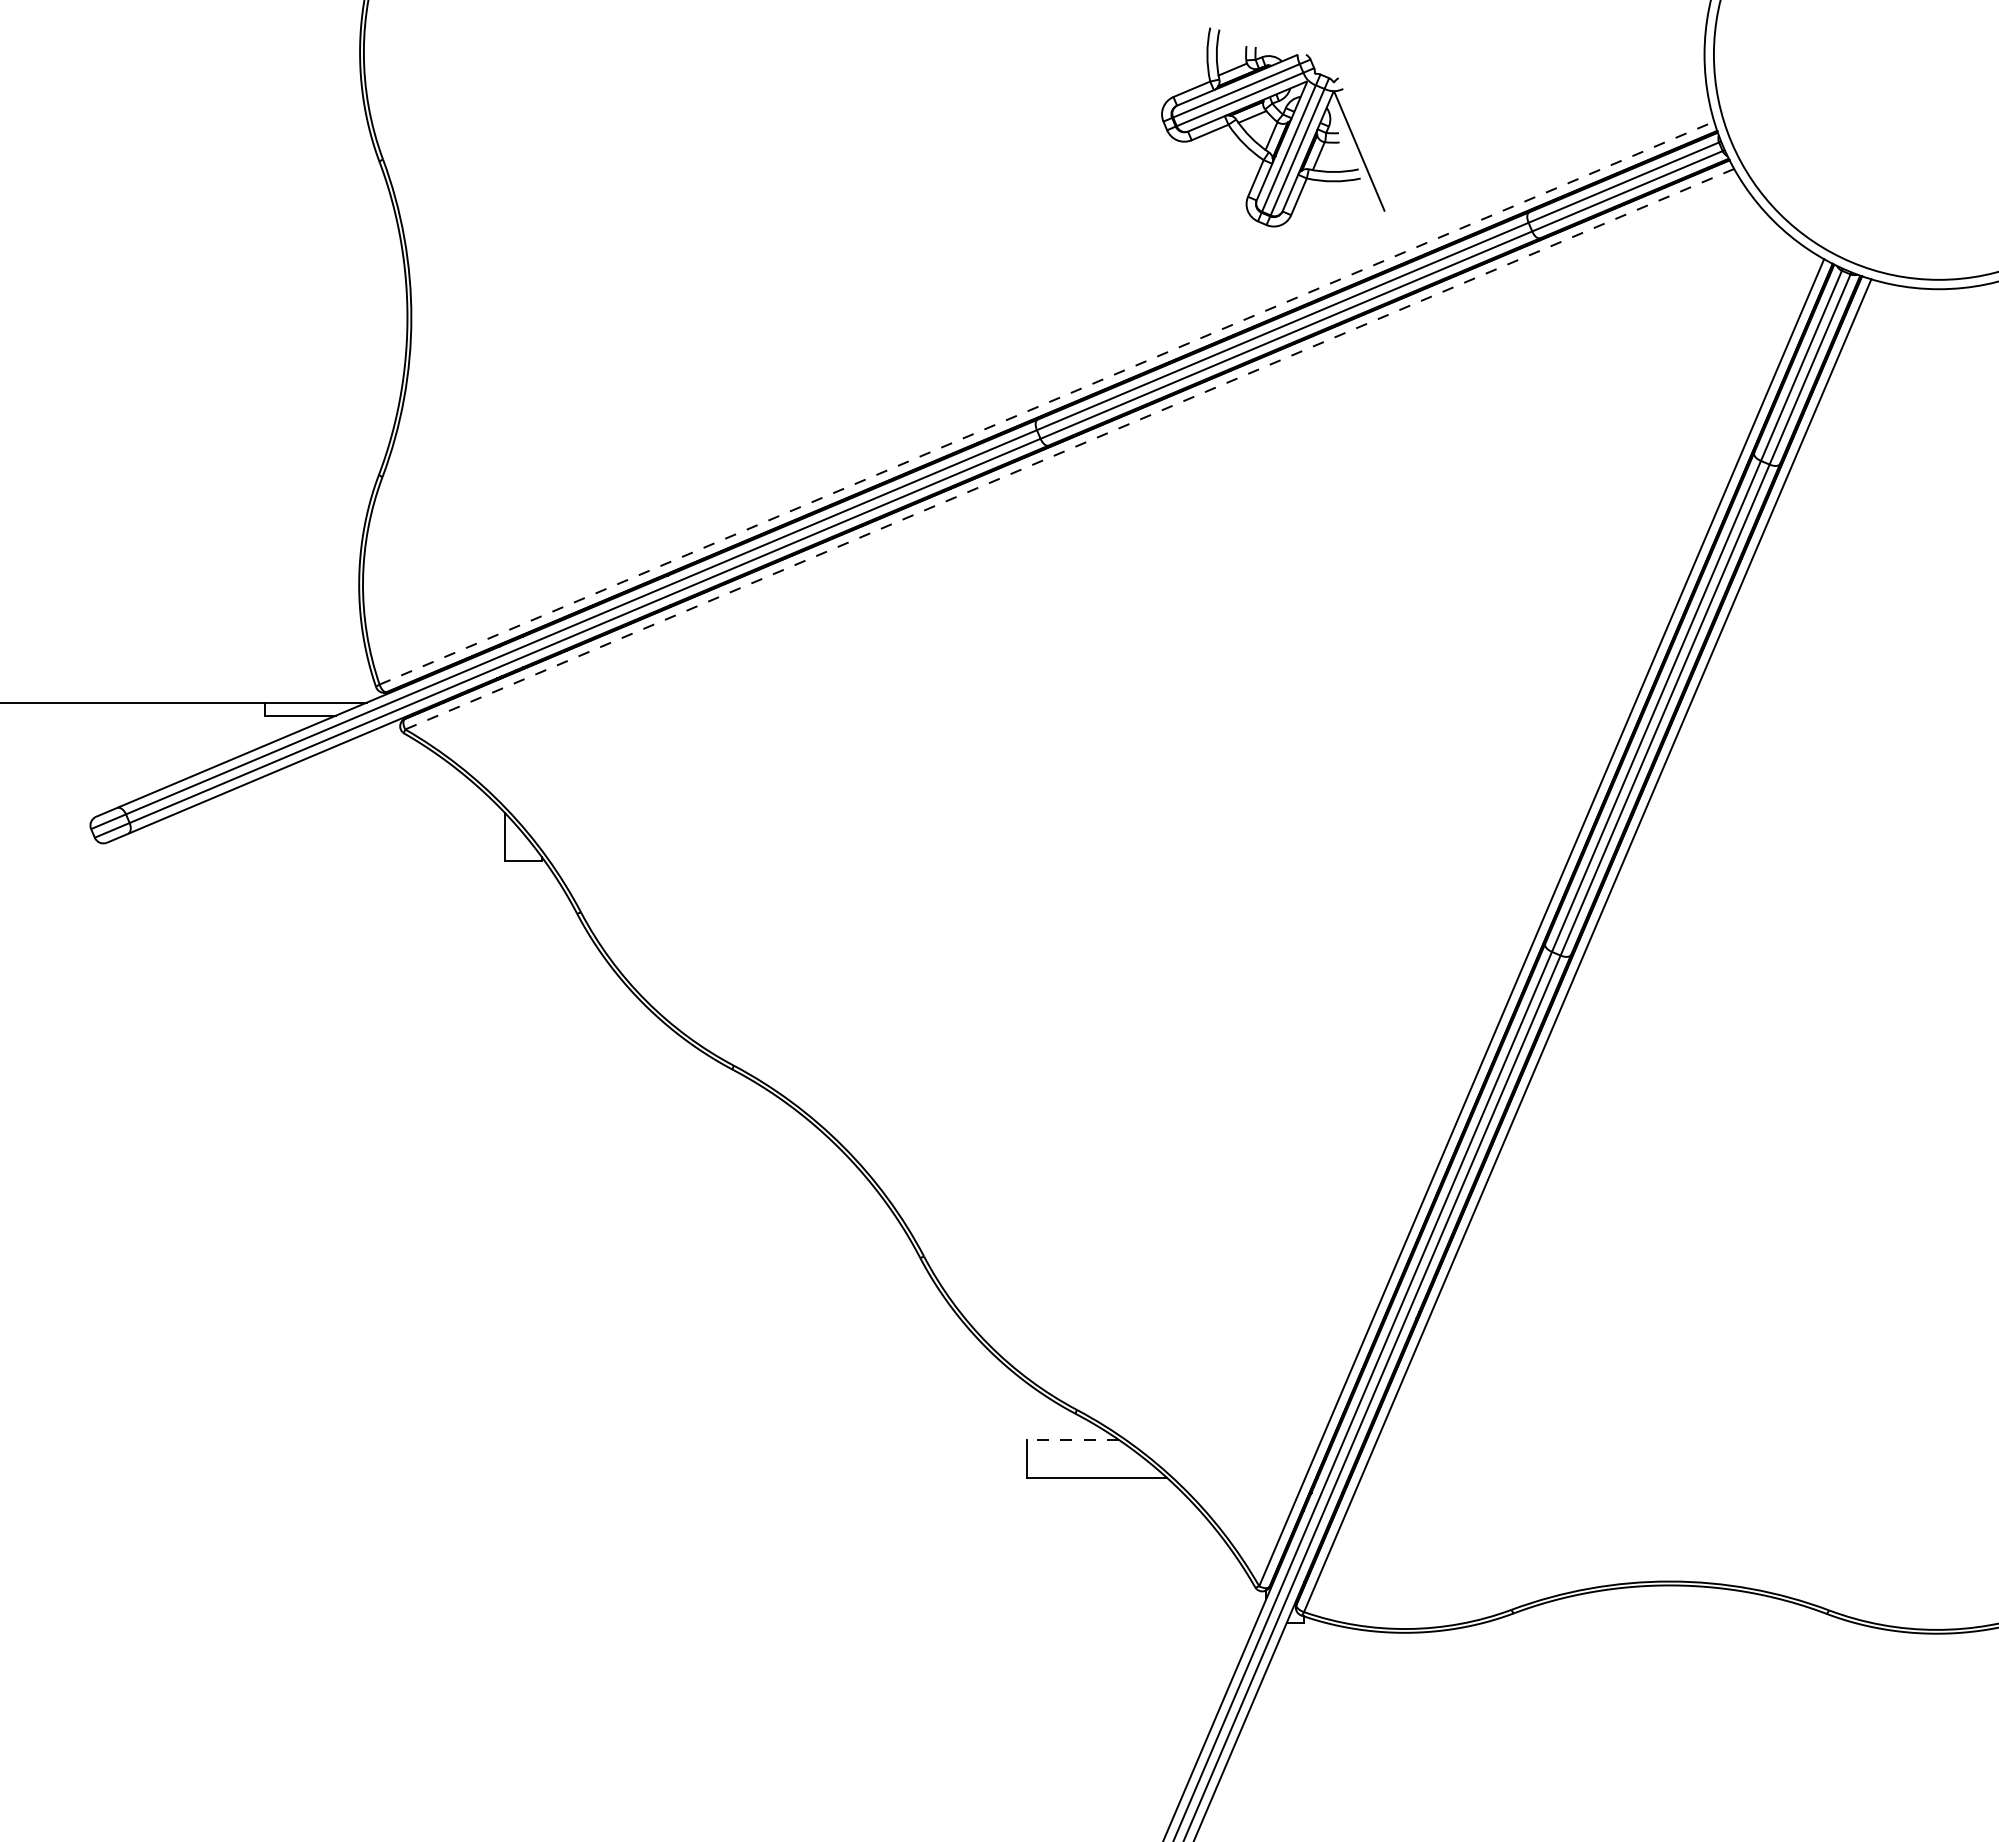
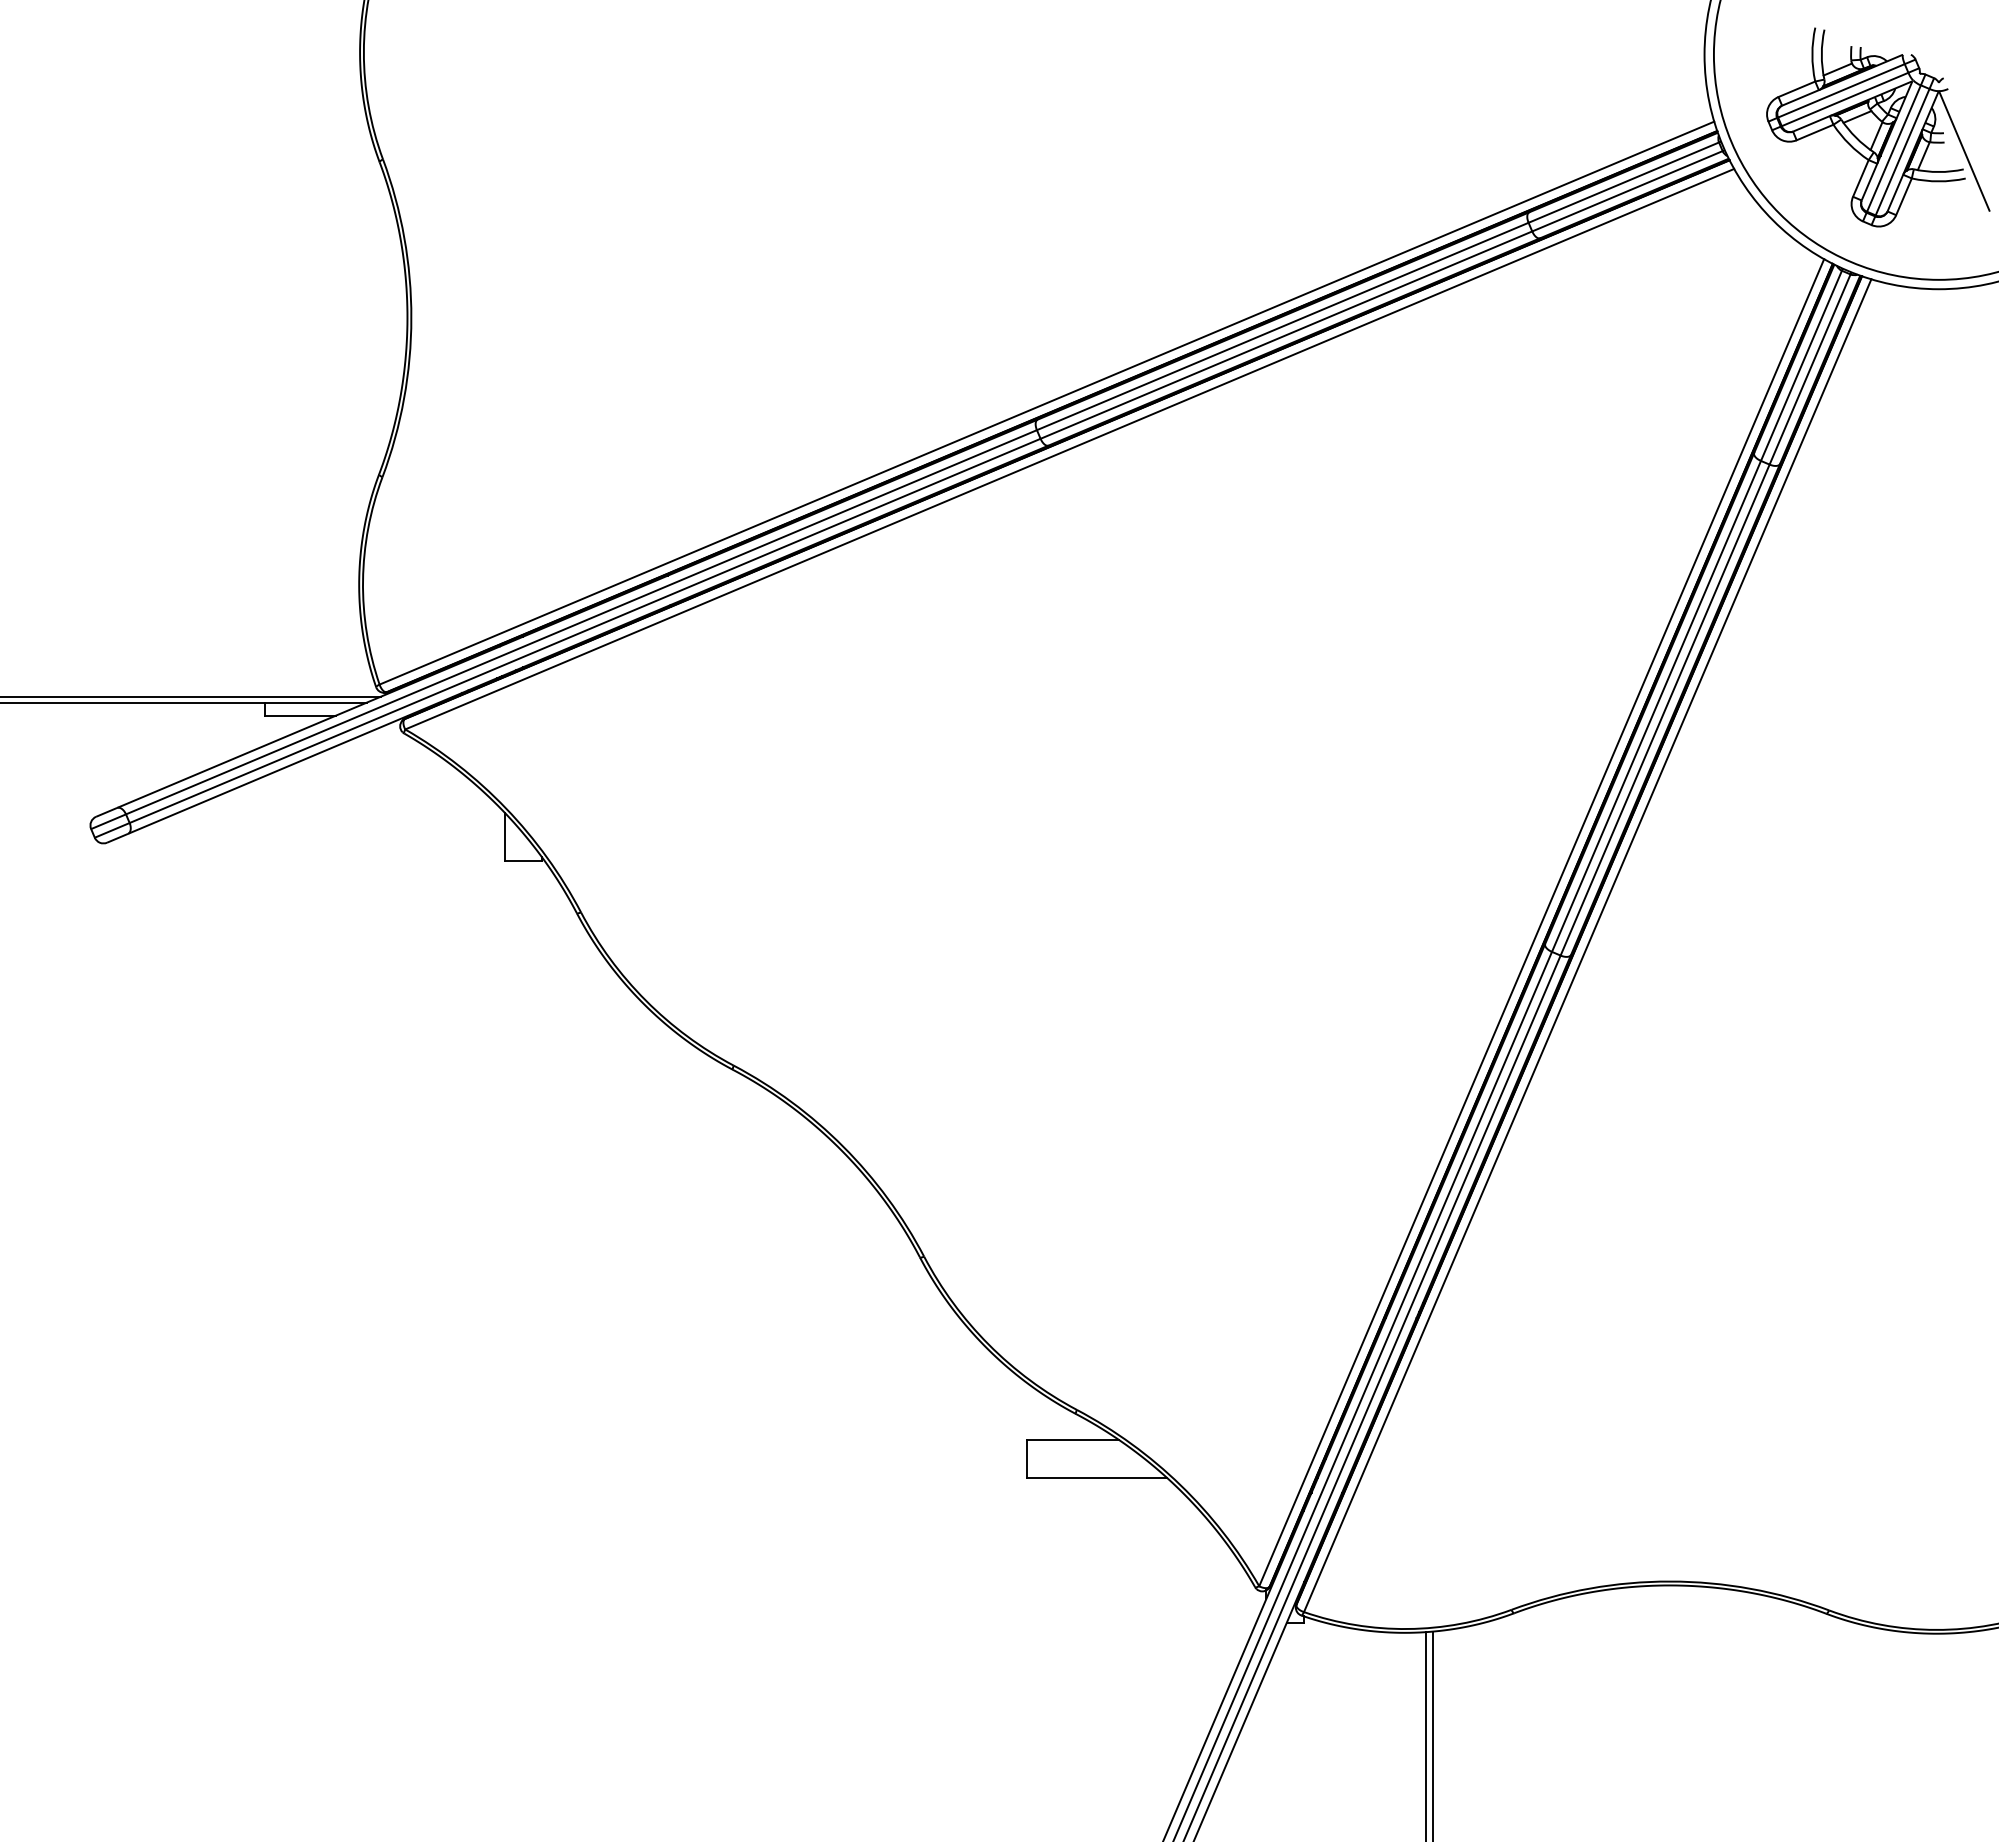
part position: (1273, 127) -> (1878, 127) (1878, 127)
line: dashed -> solid (1047, 402)
line: dashed -> solid (1069, 449)
line: none -> present (191, 696)
line: dashed -> solid (1073, 1440)
line: none -> present (1432, 1734)
line: none -> present (1425, 1735)
